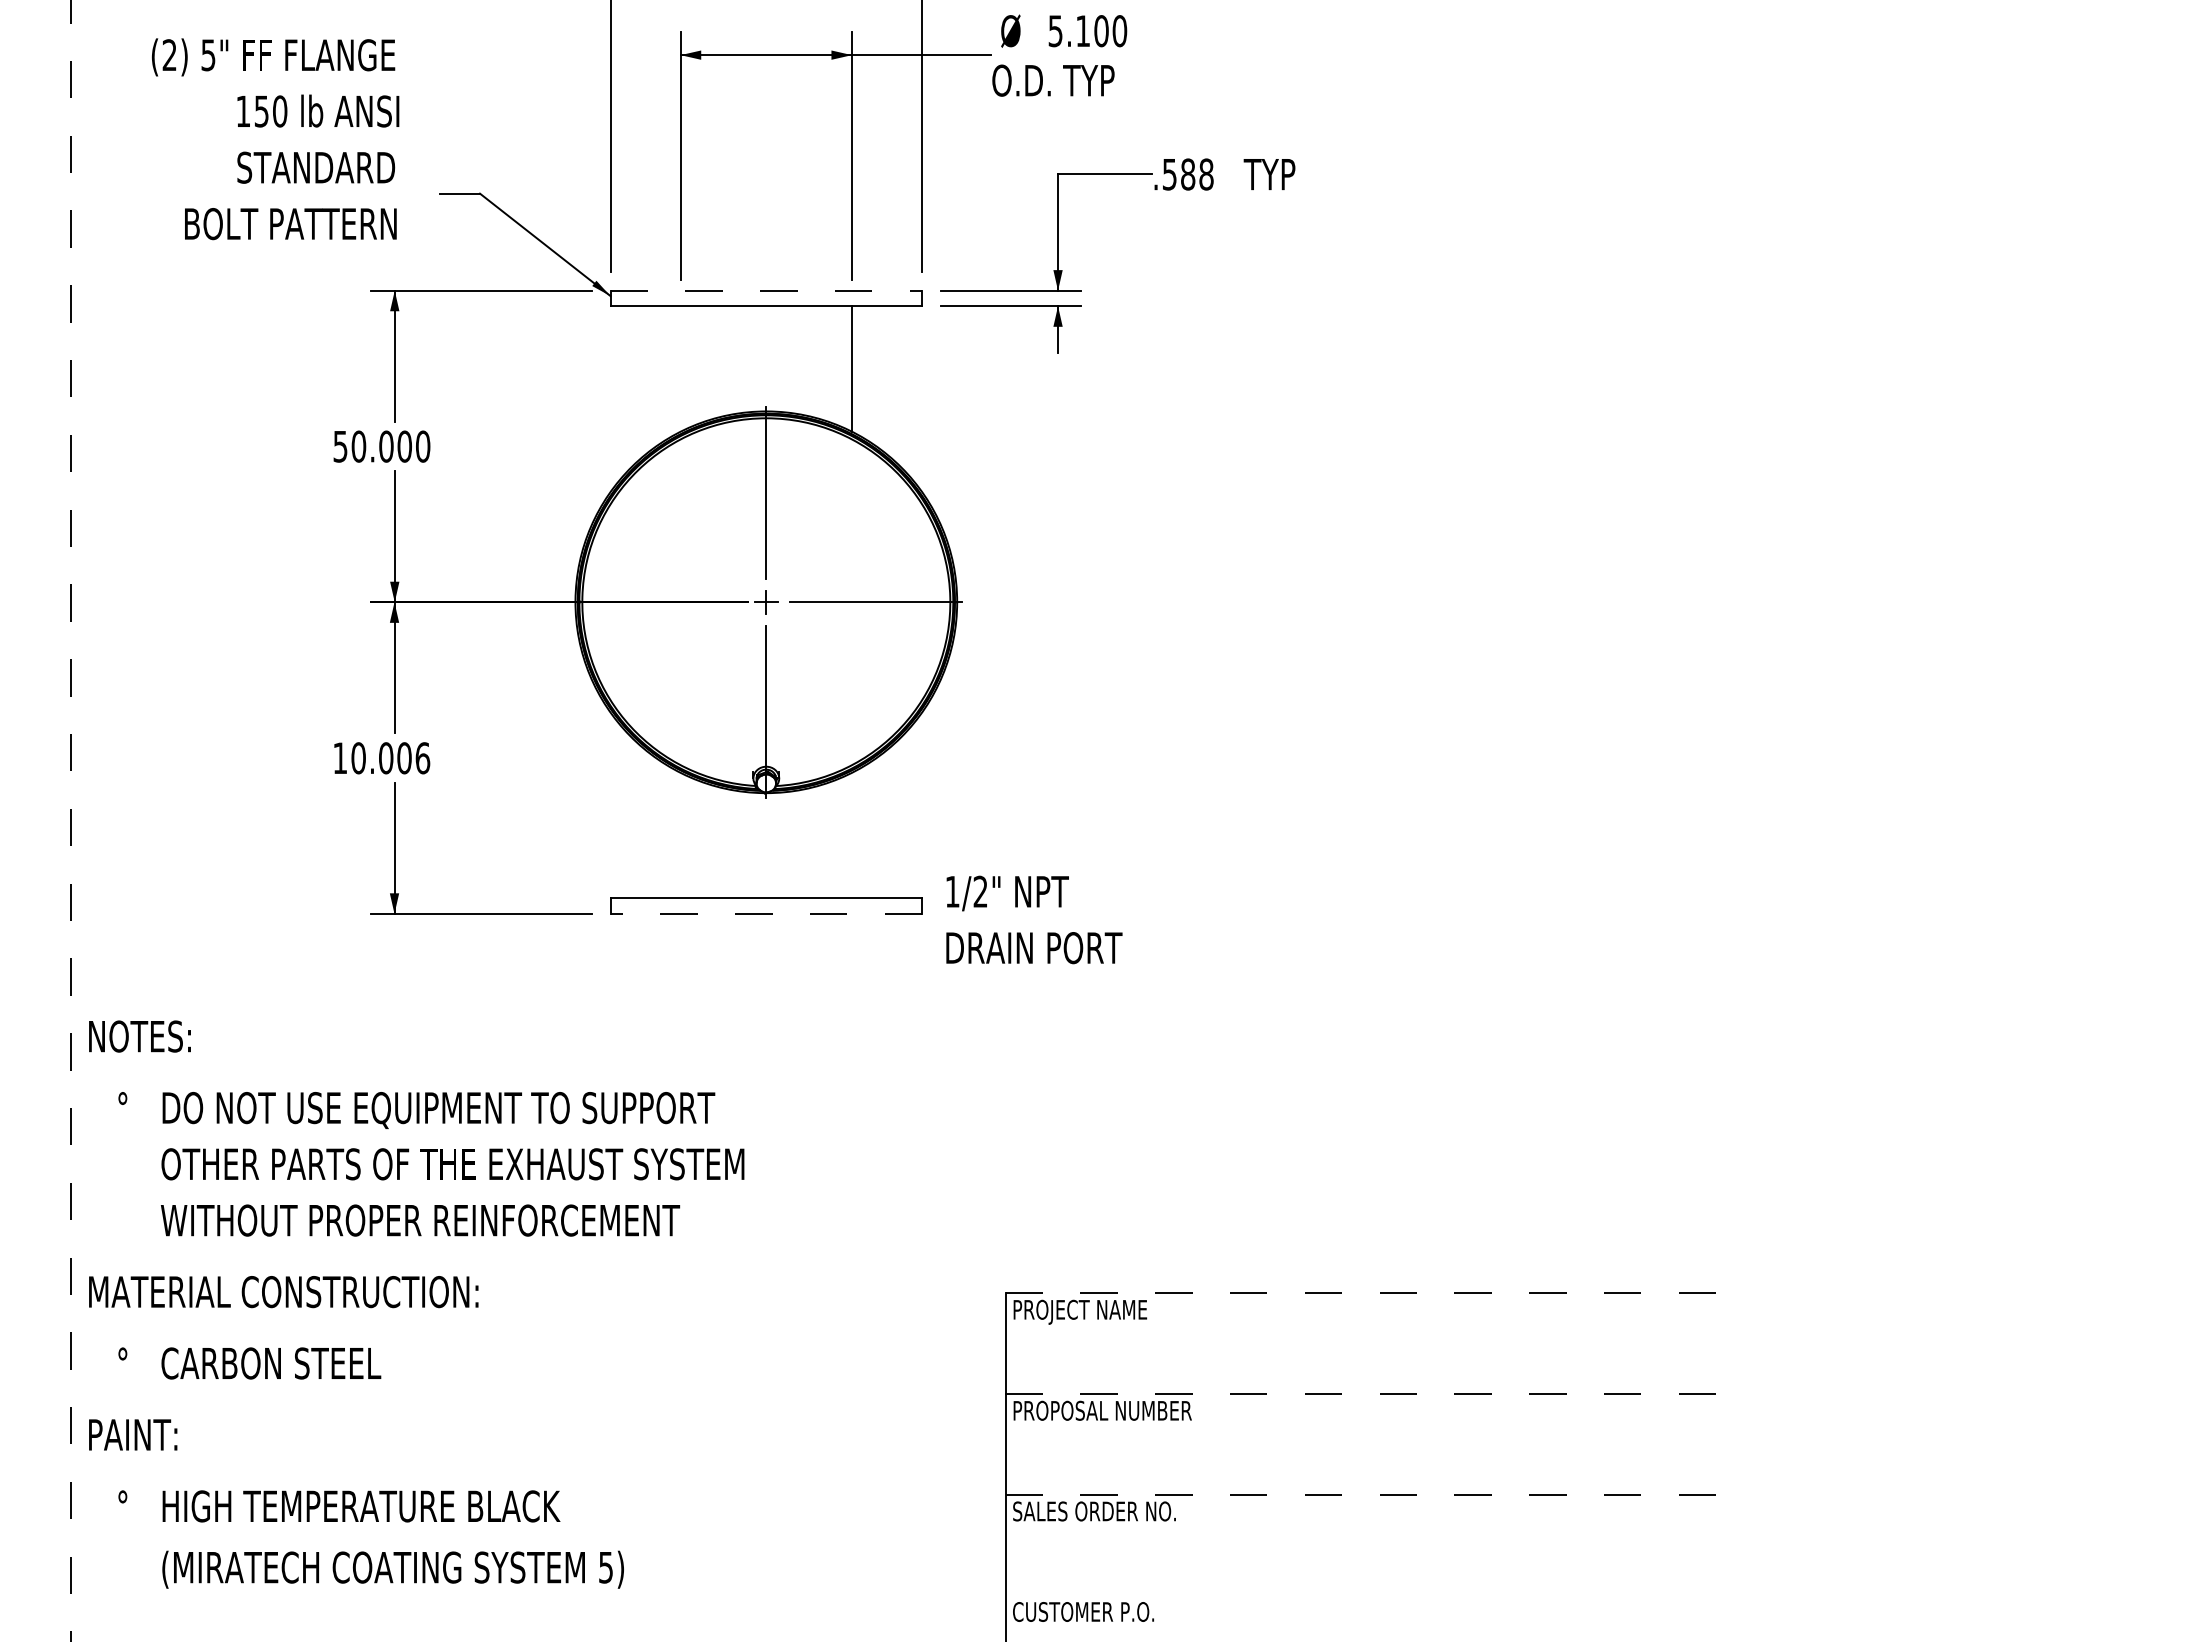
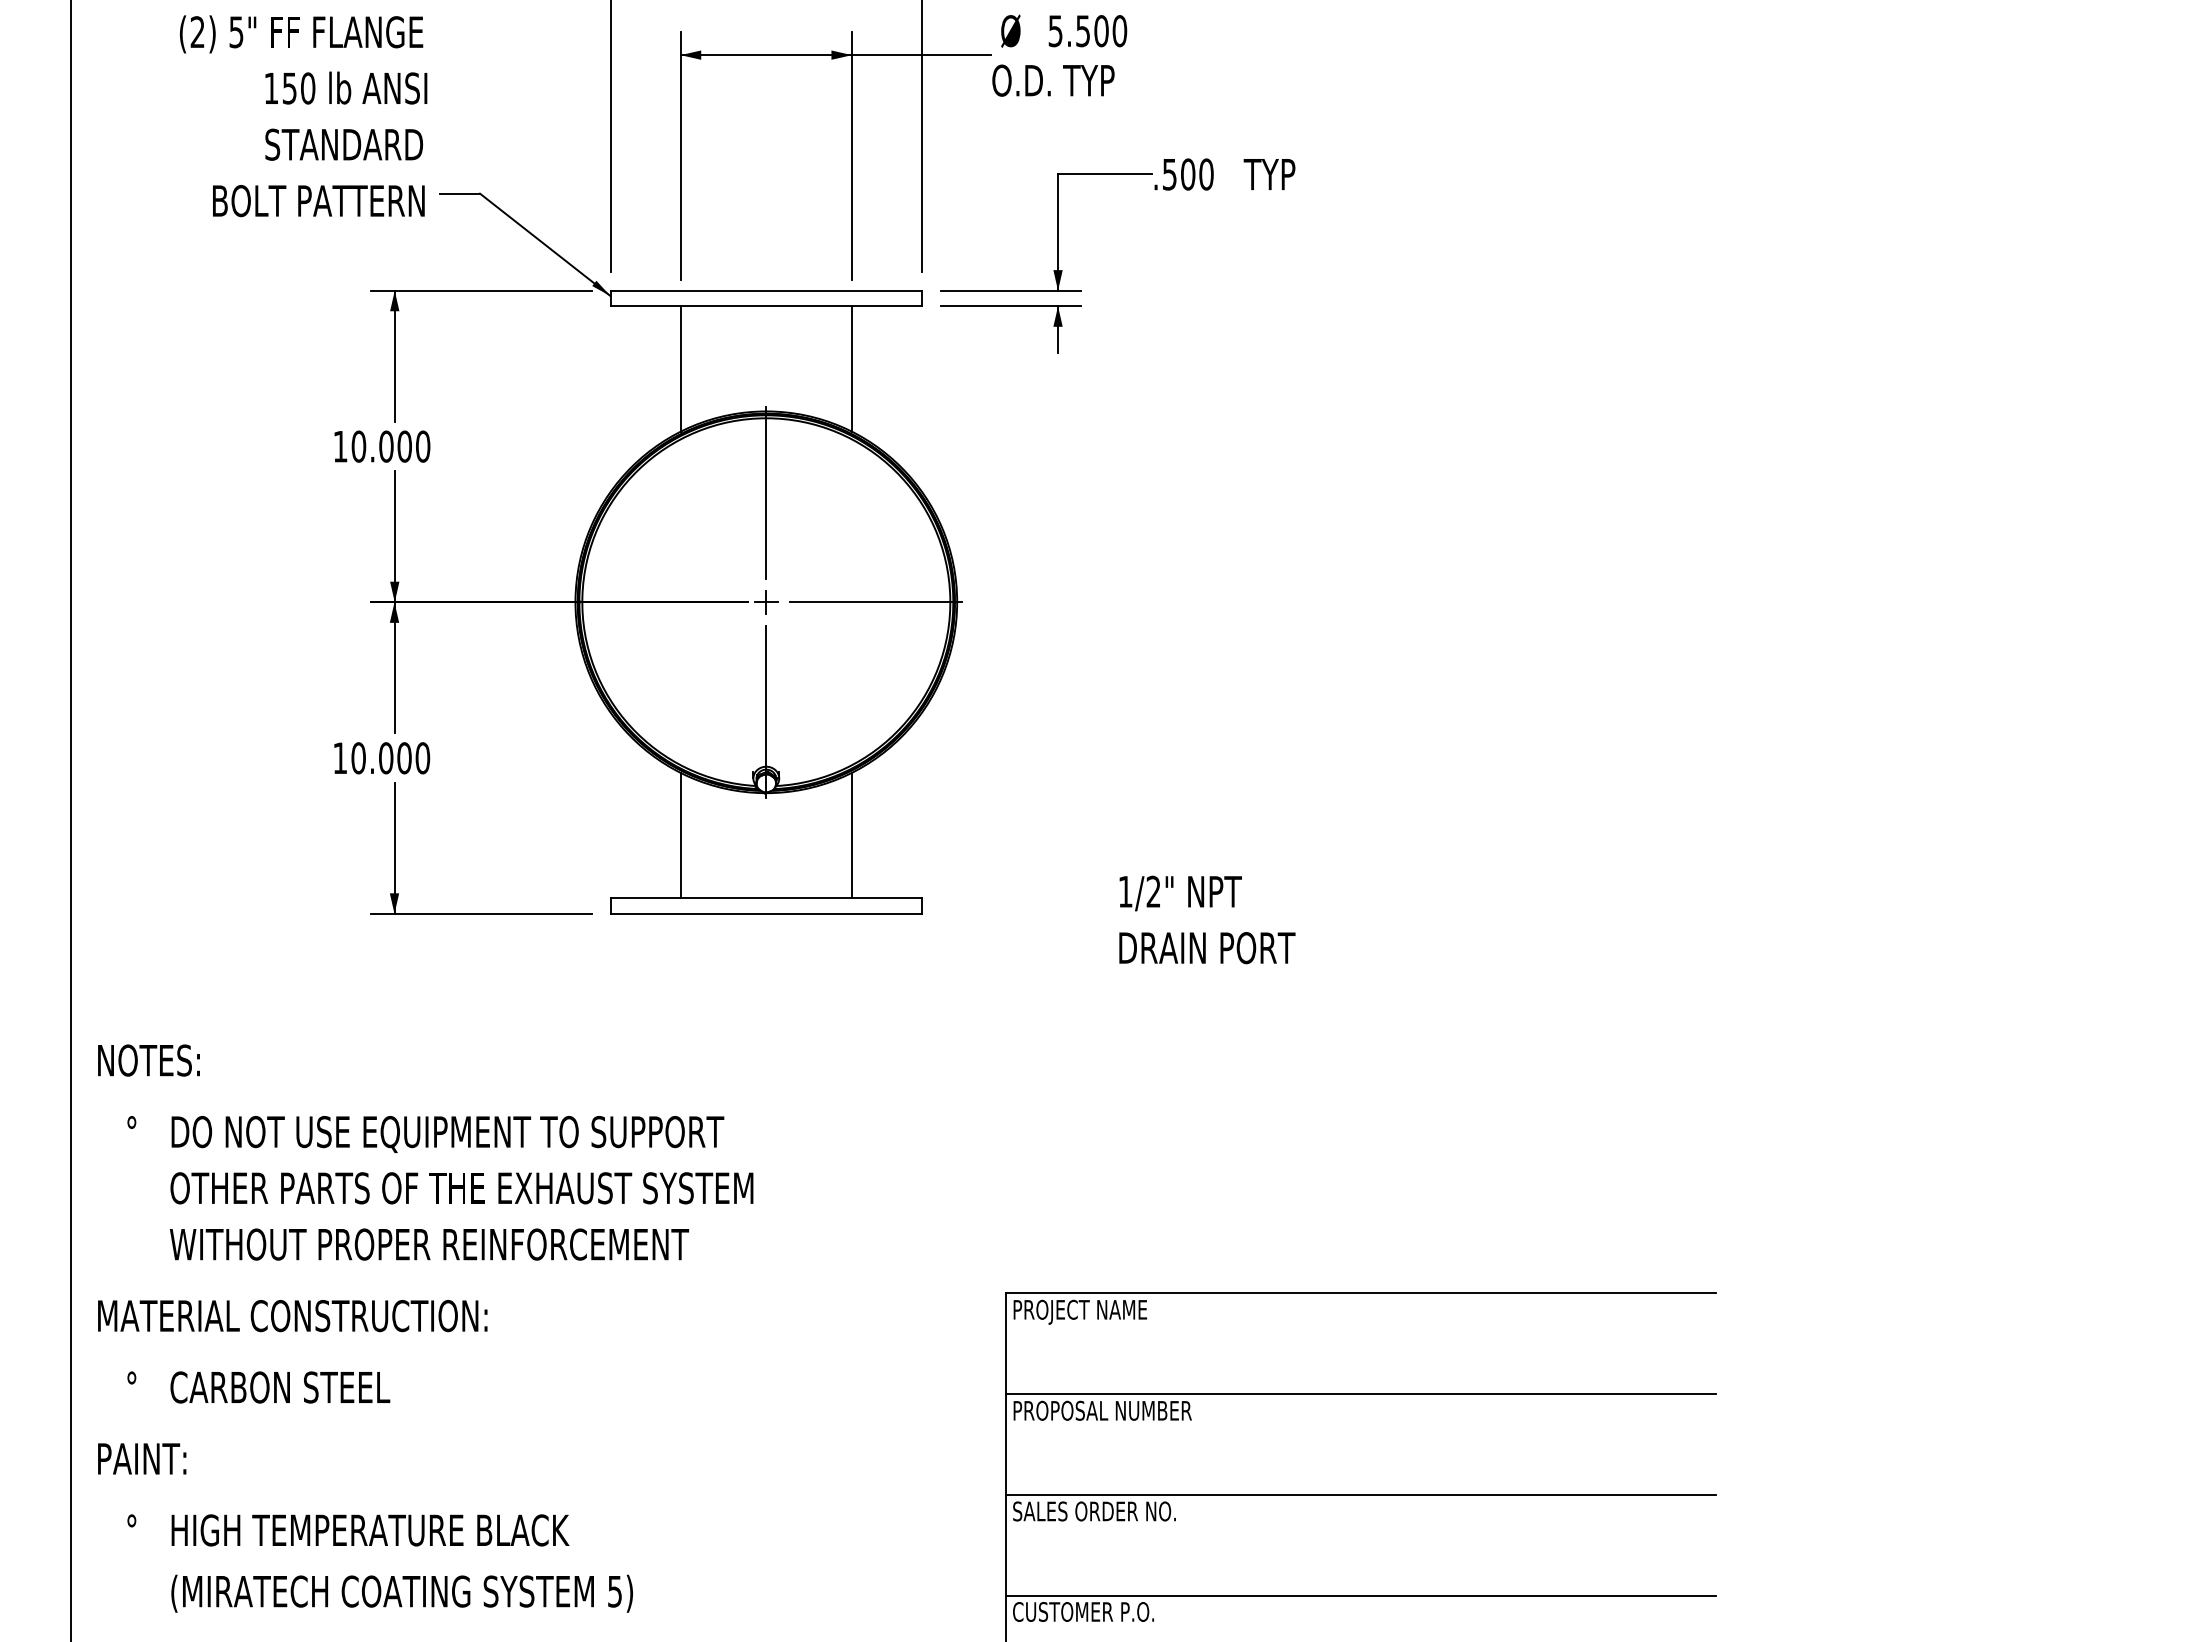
text: 5.100 -> 5.500 (1082, 31)
text position: (275, 139) -> (303, 116) (303, 116)
text: .588 -> .500 (1197, 174)
line: dashed -> solid (766, 290)
line: none -> present (680, 368)
text: 50.000 -> 10.000 (340, 446)
text: 10.006 -> 10.000 (422, 758)
line: dashed -> solid (70, 820)
line: none -> present (680, 835)
line: none -> present (852, 835)
line: dashed -> solid (766, 913)
text position: (1034, 919) -> (1207, 919) (1207, 919)
line: dashed -> solid (1360, 1293)
text position: (416, 1304) -> (425, 1328) (425, 1328)
line: dashed -> solid (1360, 1393)
line: dashed -> solid (1360, 1494)
line: none -> present (1360, 1595)
